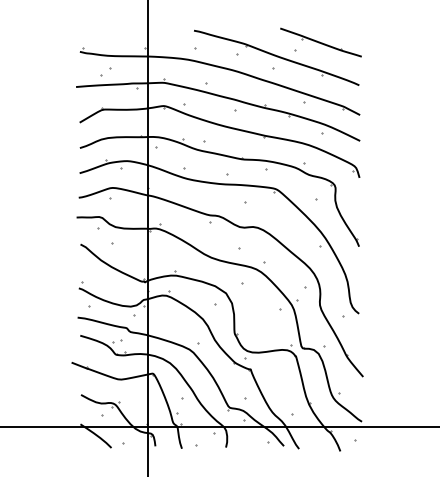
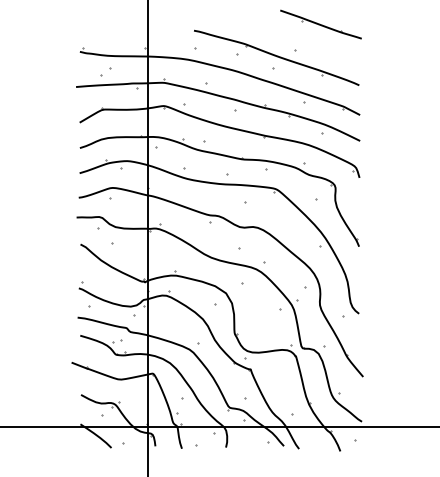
part position: (320, 42) -> (320, 24) (320, 24)
